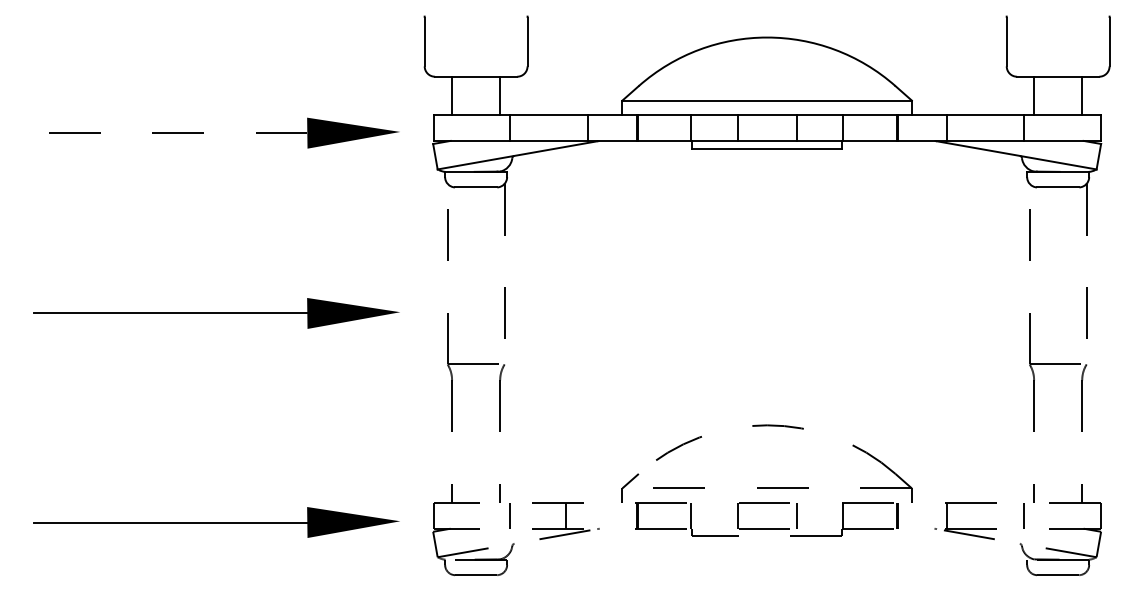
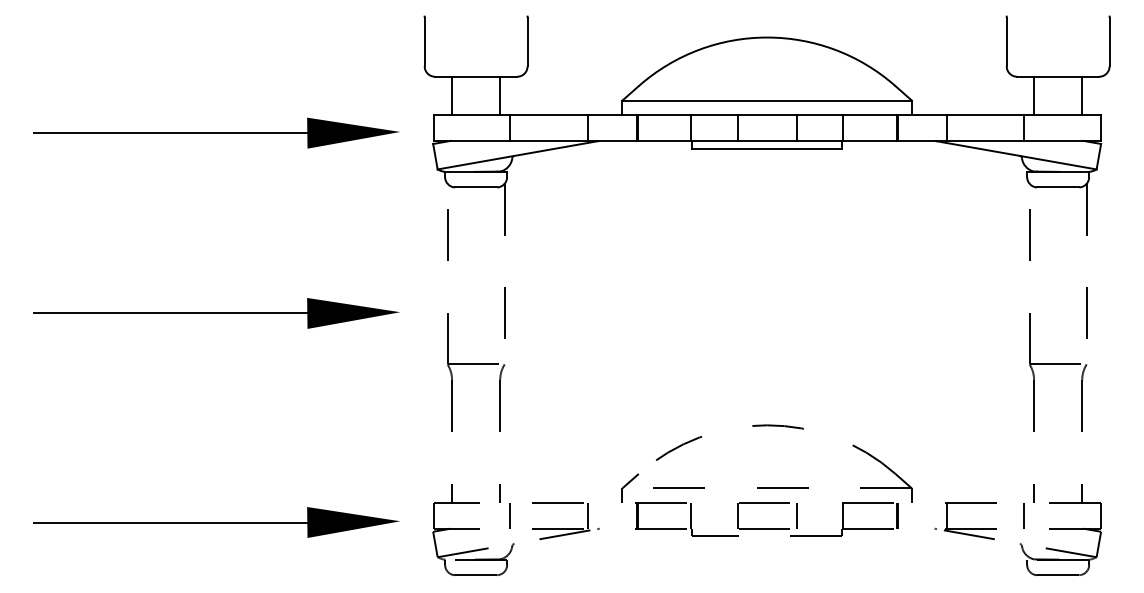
line: dashed -> solid (170, 133)
line position: (565, 515) -> (587, 515) (587, 515)
